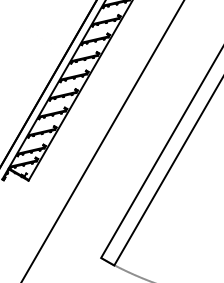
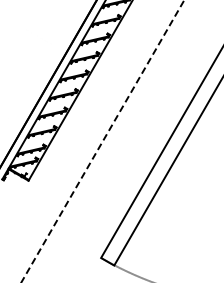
line: solid -> dashed (102, 141)
